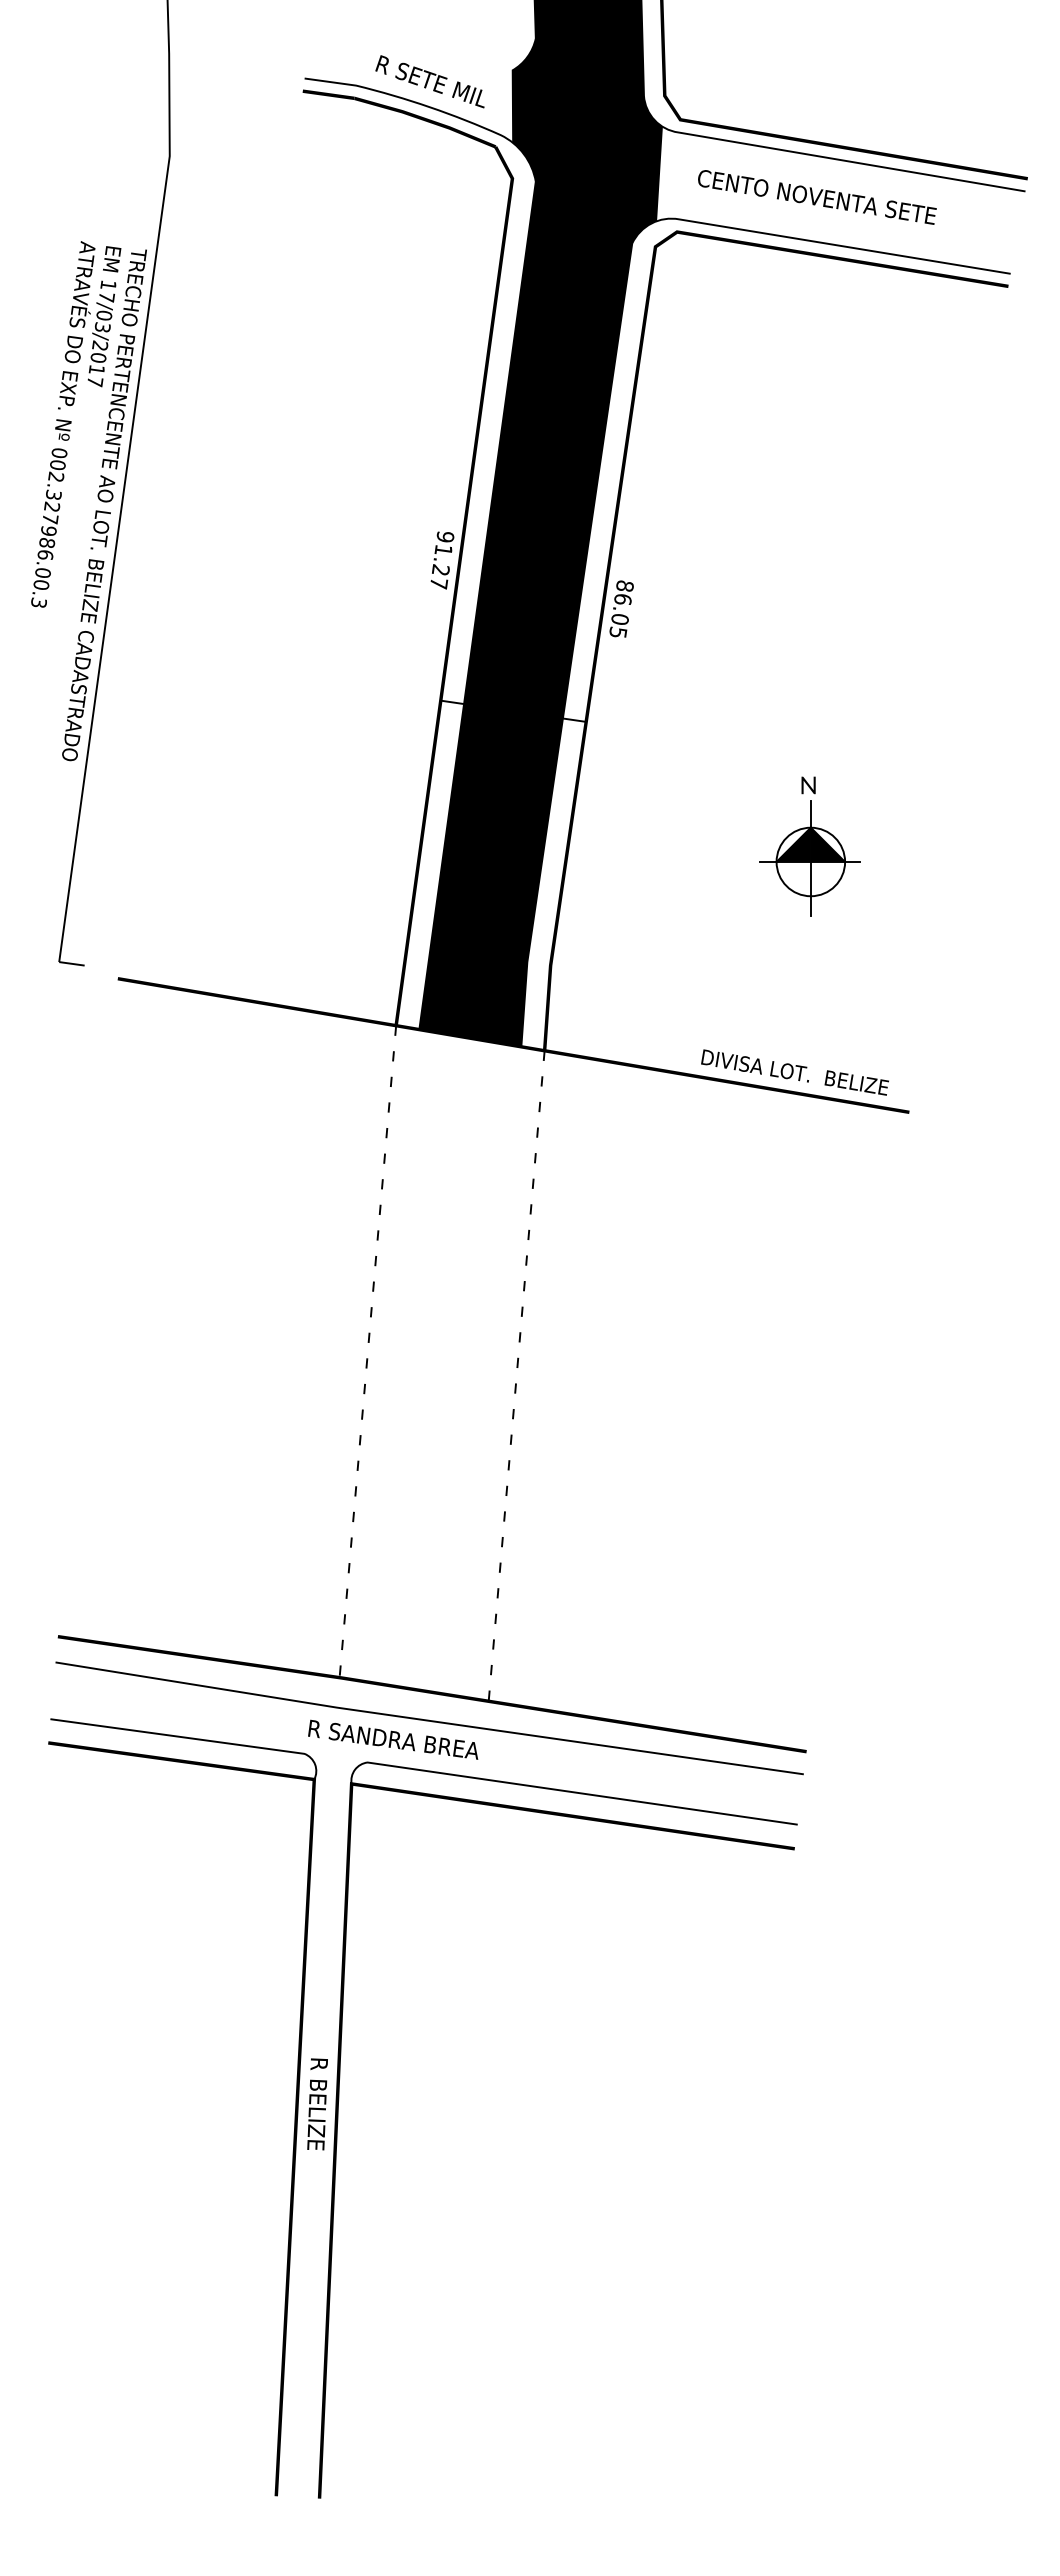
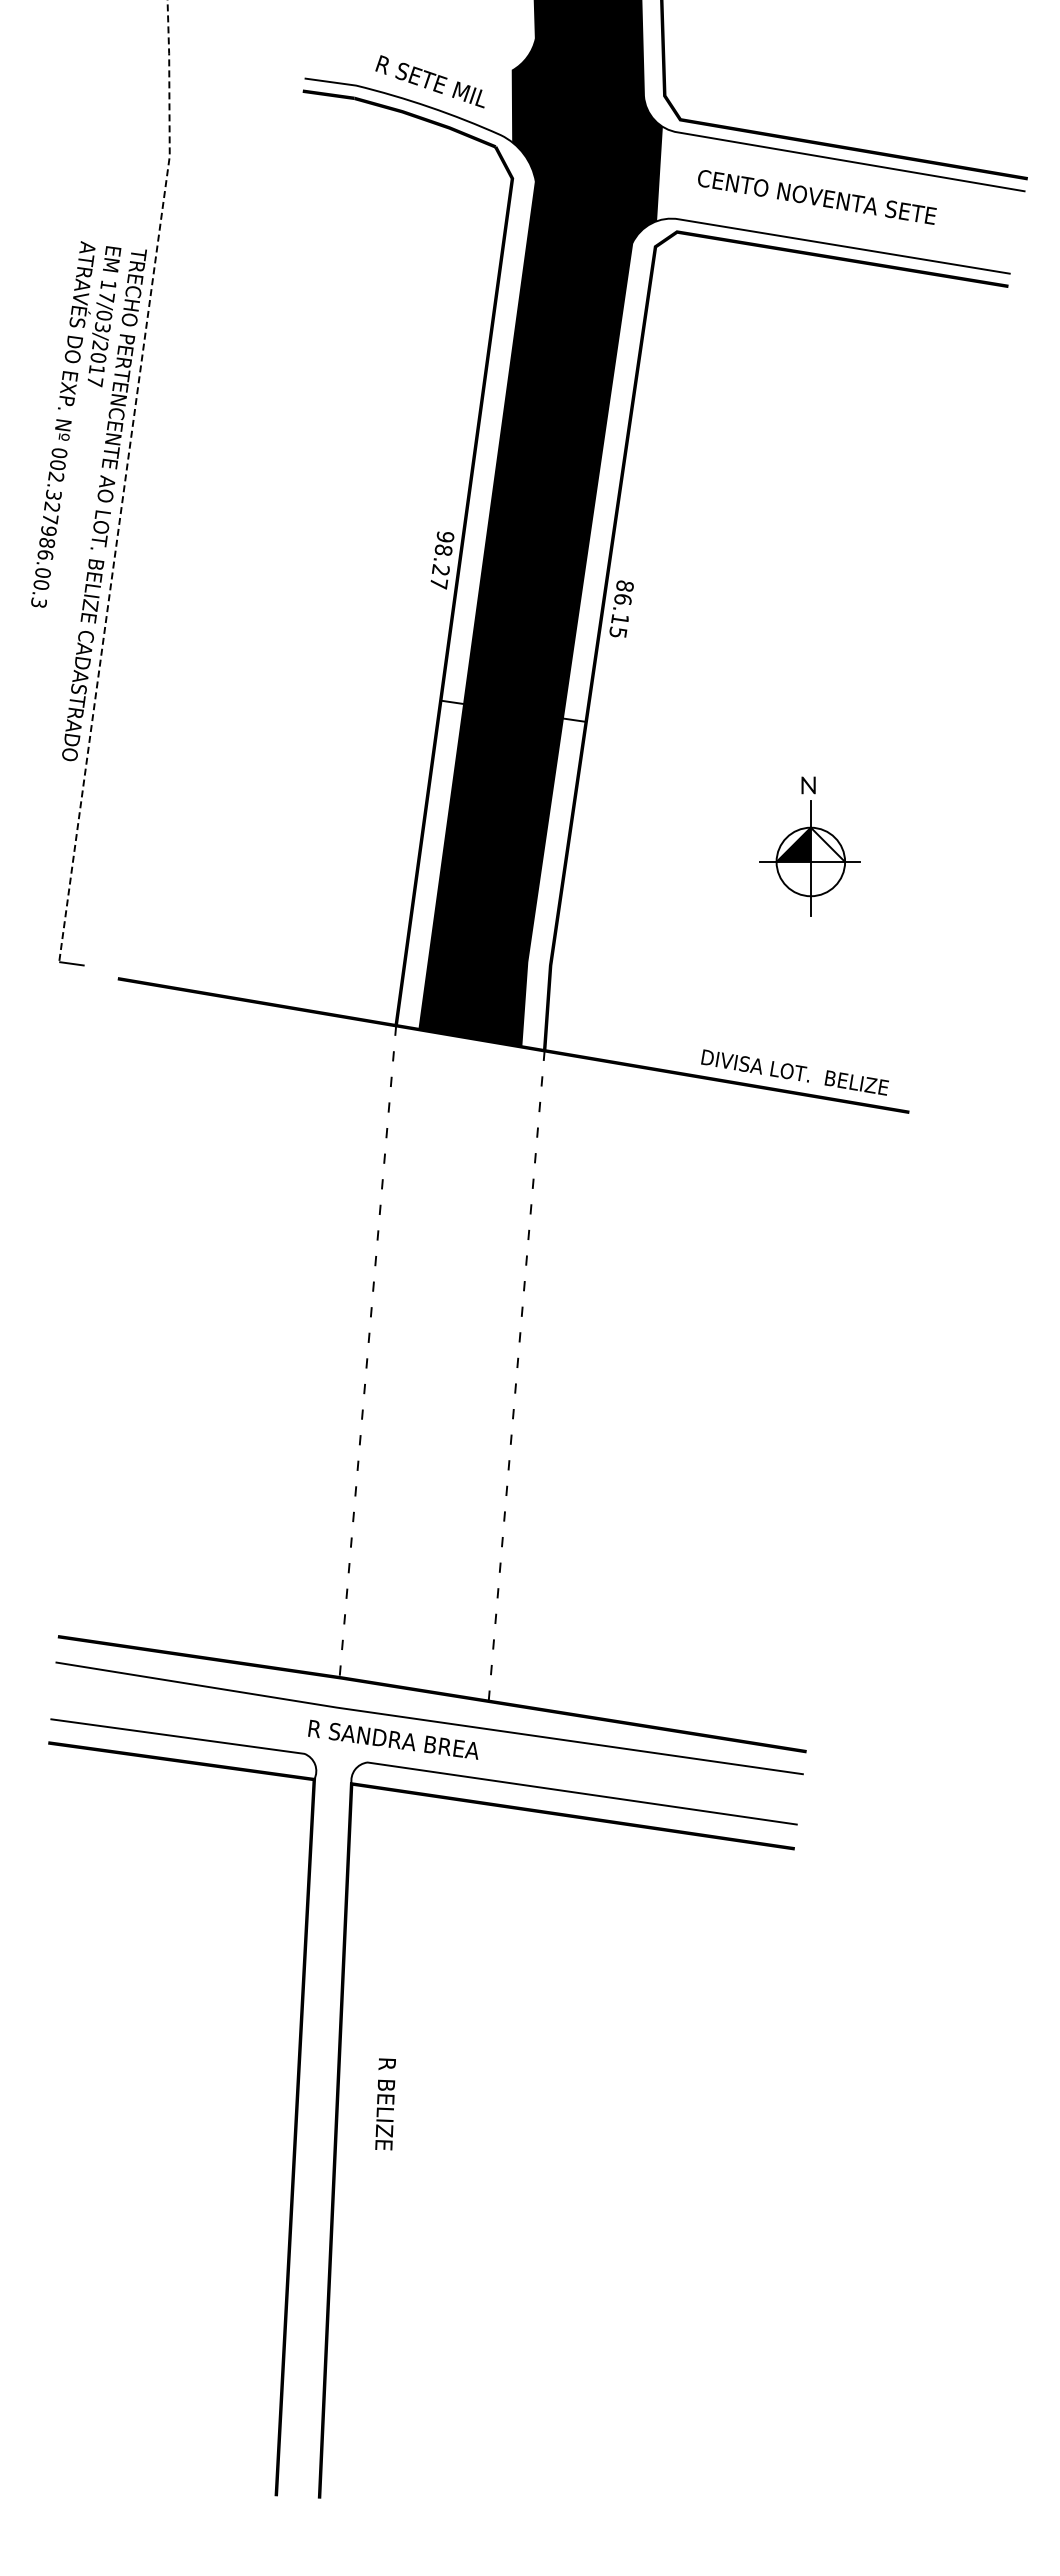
line: solid -> dashed (125, 480)
text: 91.27 -> 98.27 (443, 549)
text: 86.05 -> 86.15 (619, 619)
fill: present -> none (827, 844)
text position: (317, 2104) -> (385, 2104) (385, 2104)
